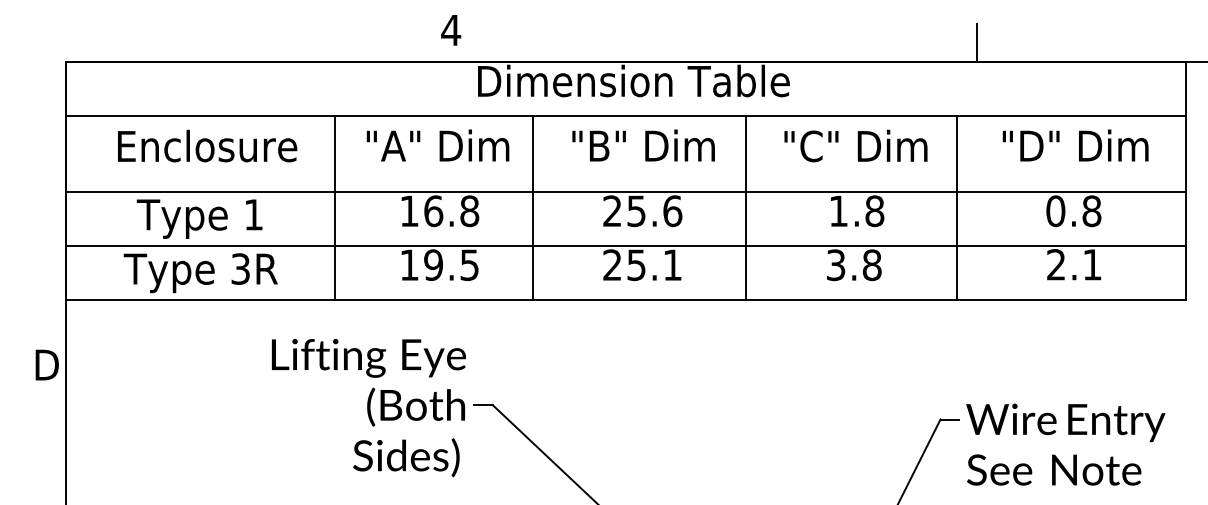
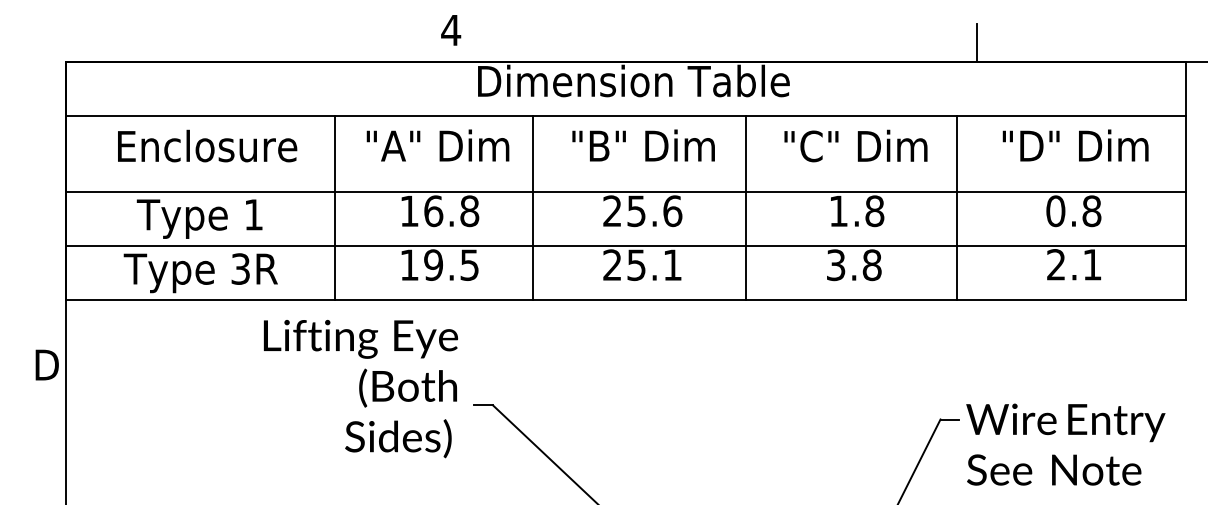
text position: (369, 408) -> (361, 389) (361, 389)
